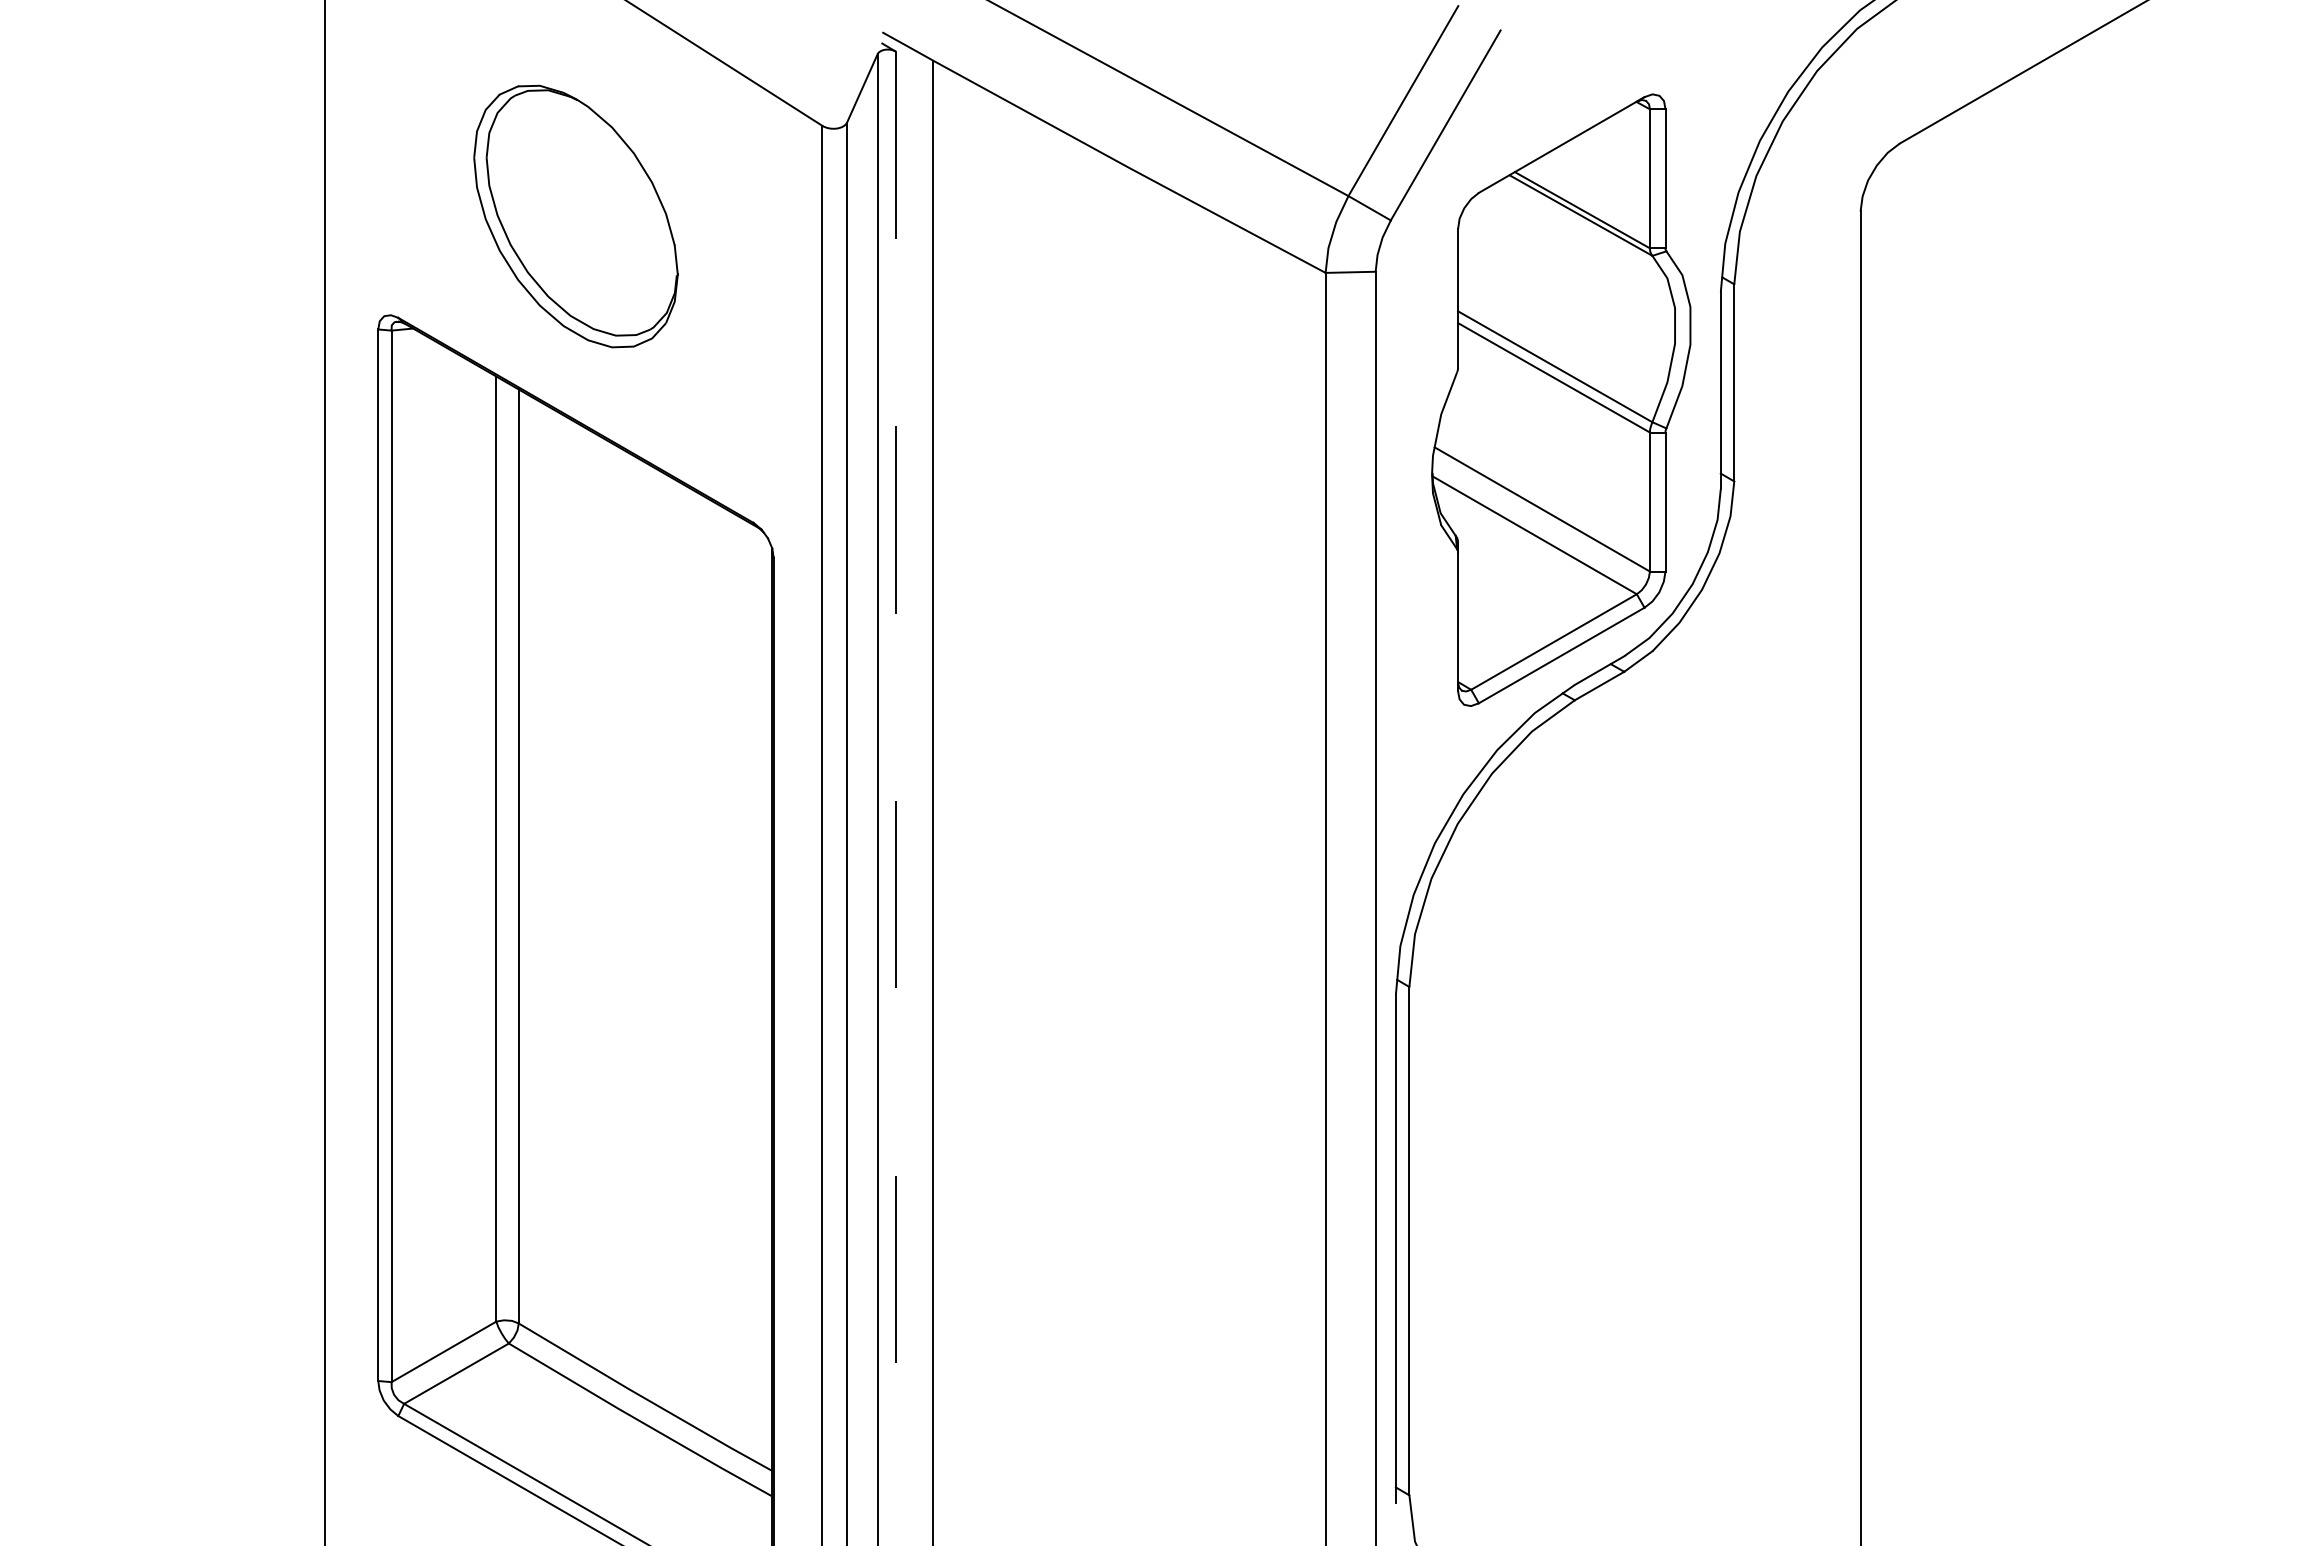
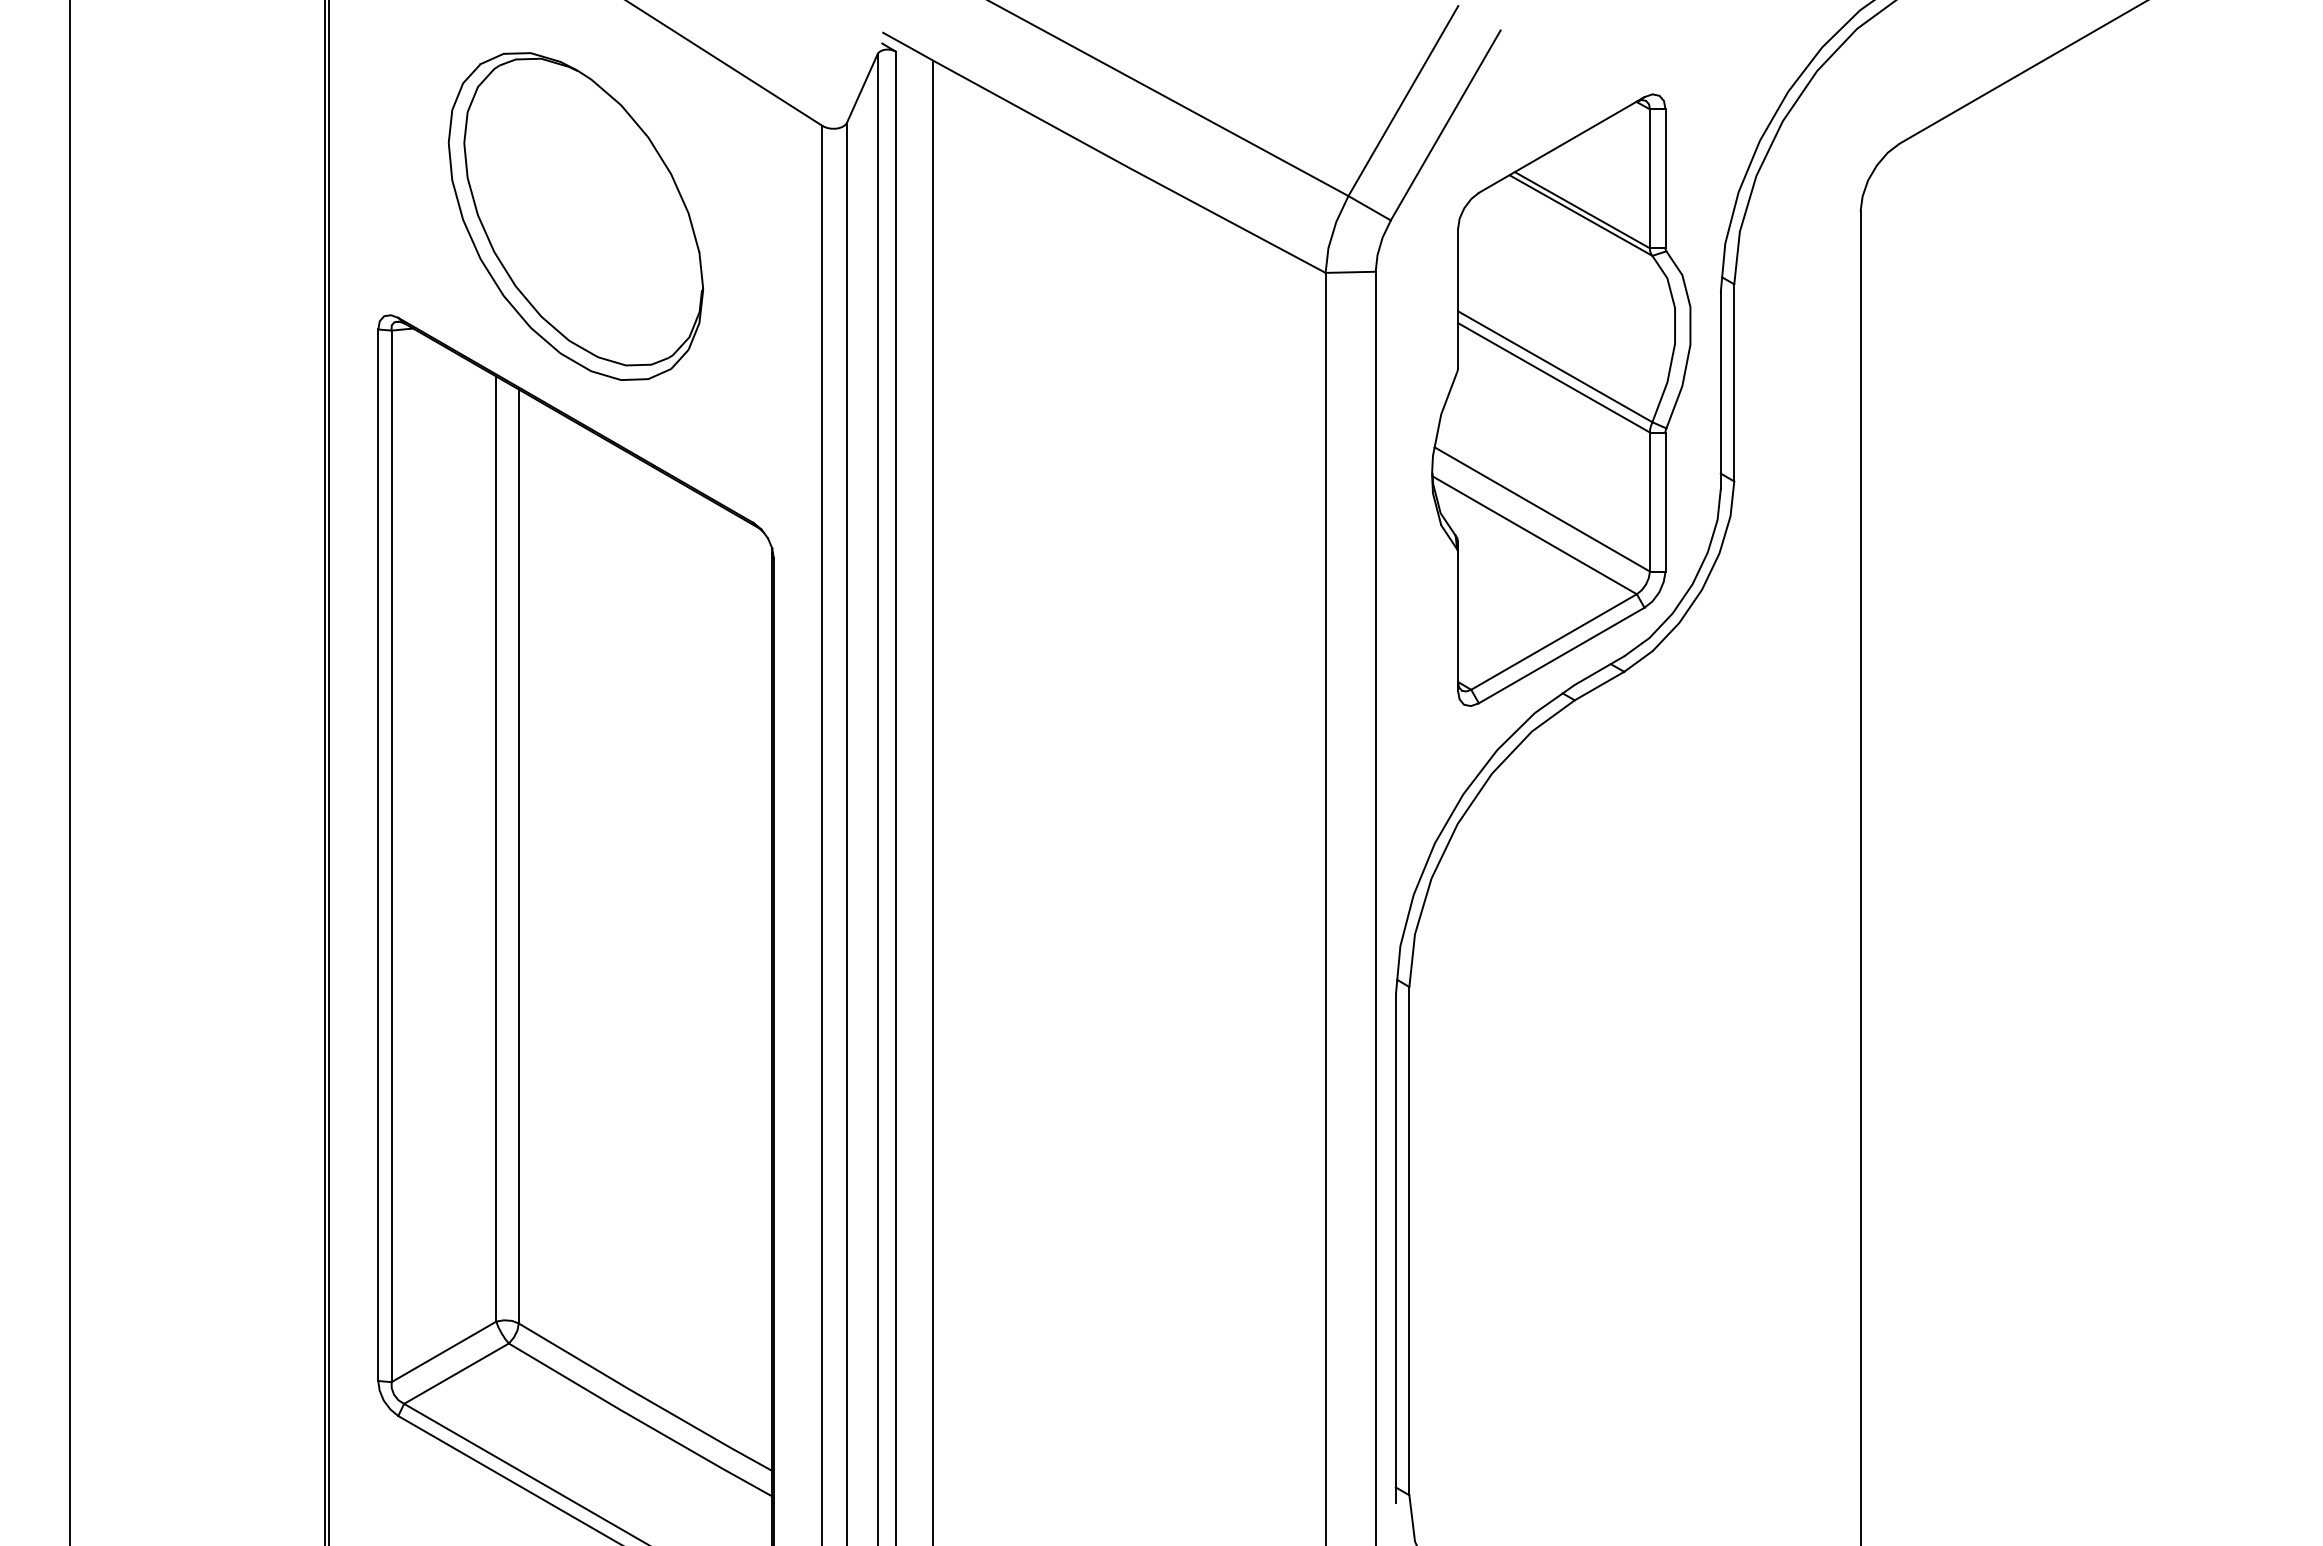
part size: 206x265 px -> 258x329 px (575, 216)
line: none -> present (69, 772)
line: none -> present (329, 772)
line: dashed -> solid (895, 798)
